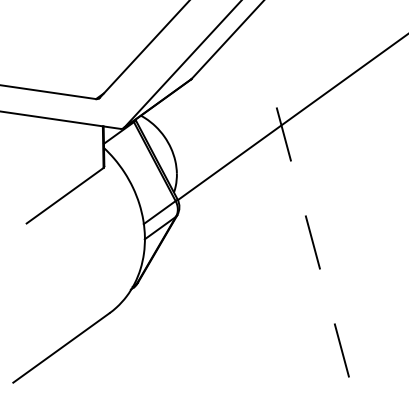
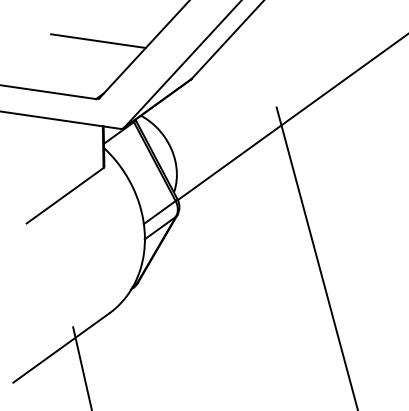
line: none -> present (98, 41)
line: dashed -> solid (317, 258)
line: none -> present (82, 367)
